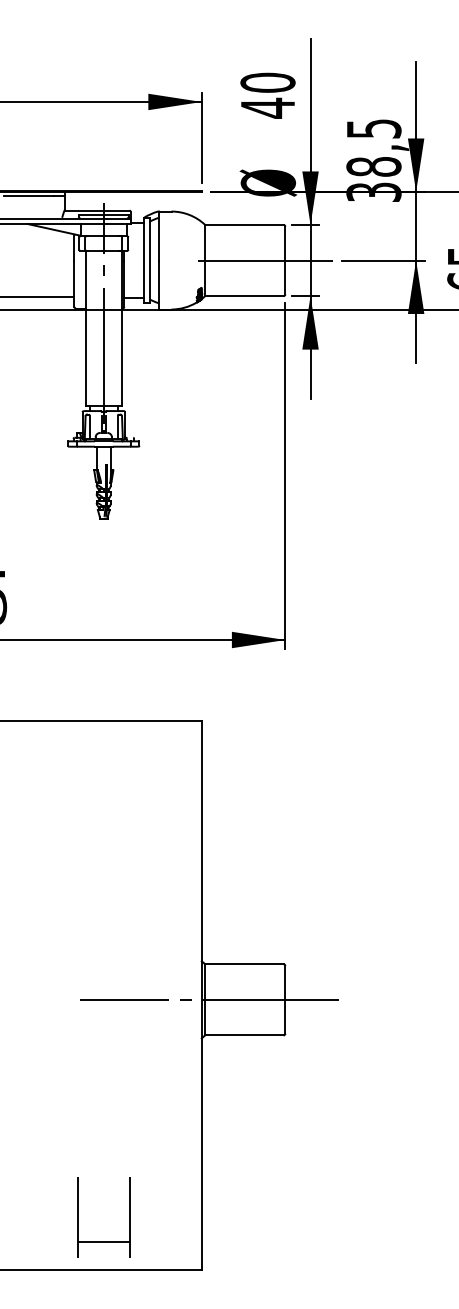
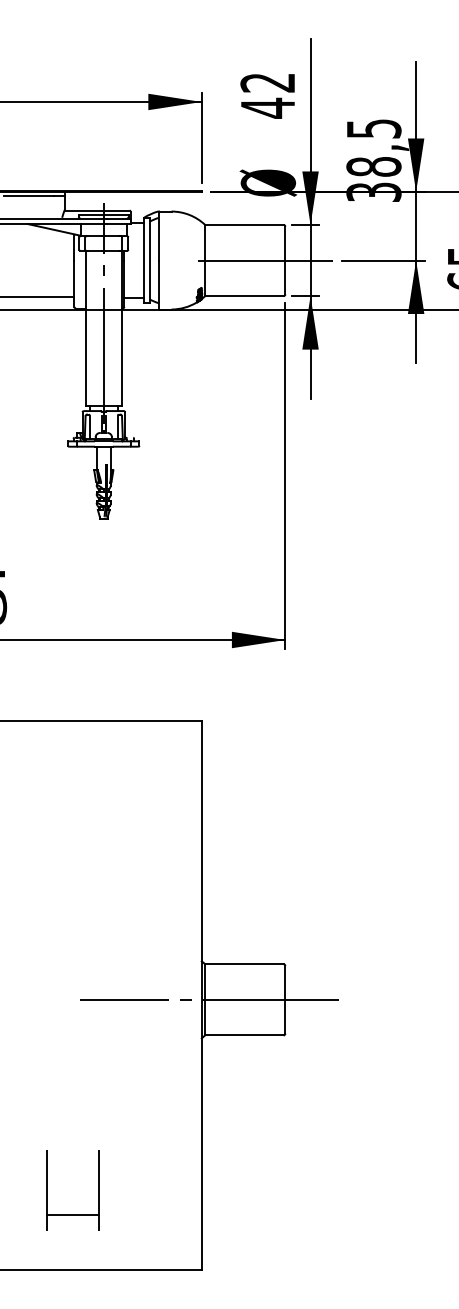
text: 40 -> 42 (267, 82)
part position: (103, 1241) -> (72, 1214) (72, 1214)
